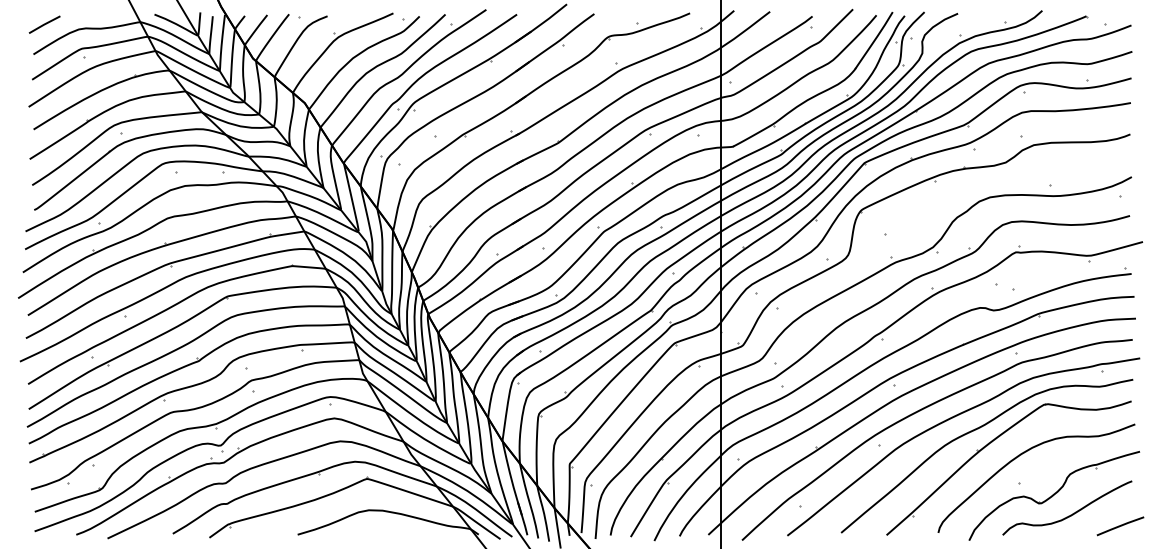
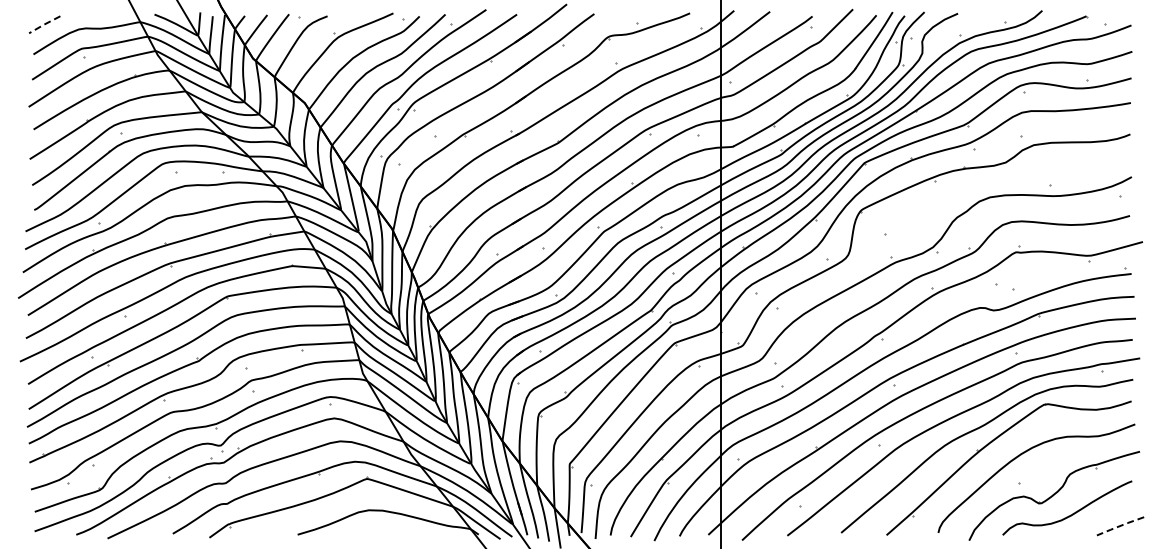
line: solid -> dashed (43, 24)
line: solid -> dashed (1119, 526)
